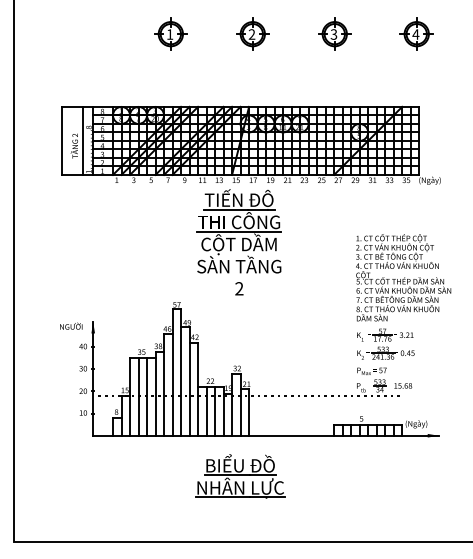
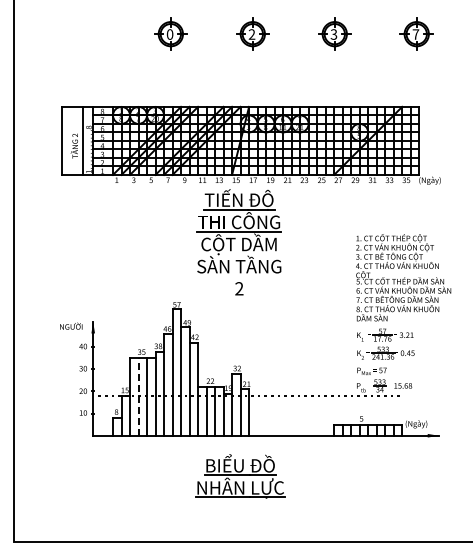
text: 1 -> 0 (169, 34)
text: 4 -> 7 (415, 34)
line: solid -> dashed (138, 396)
